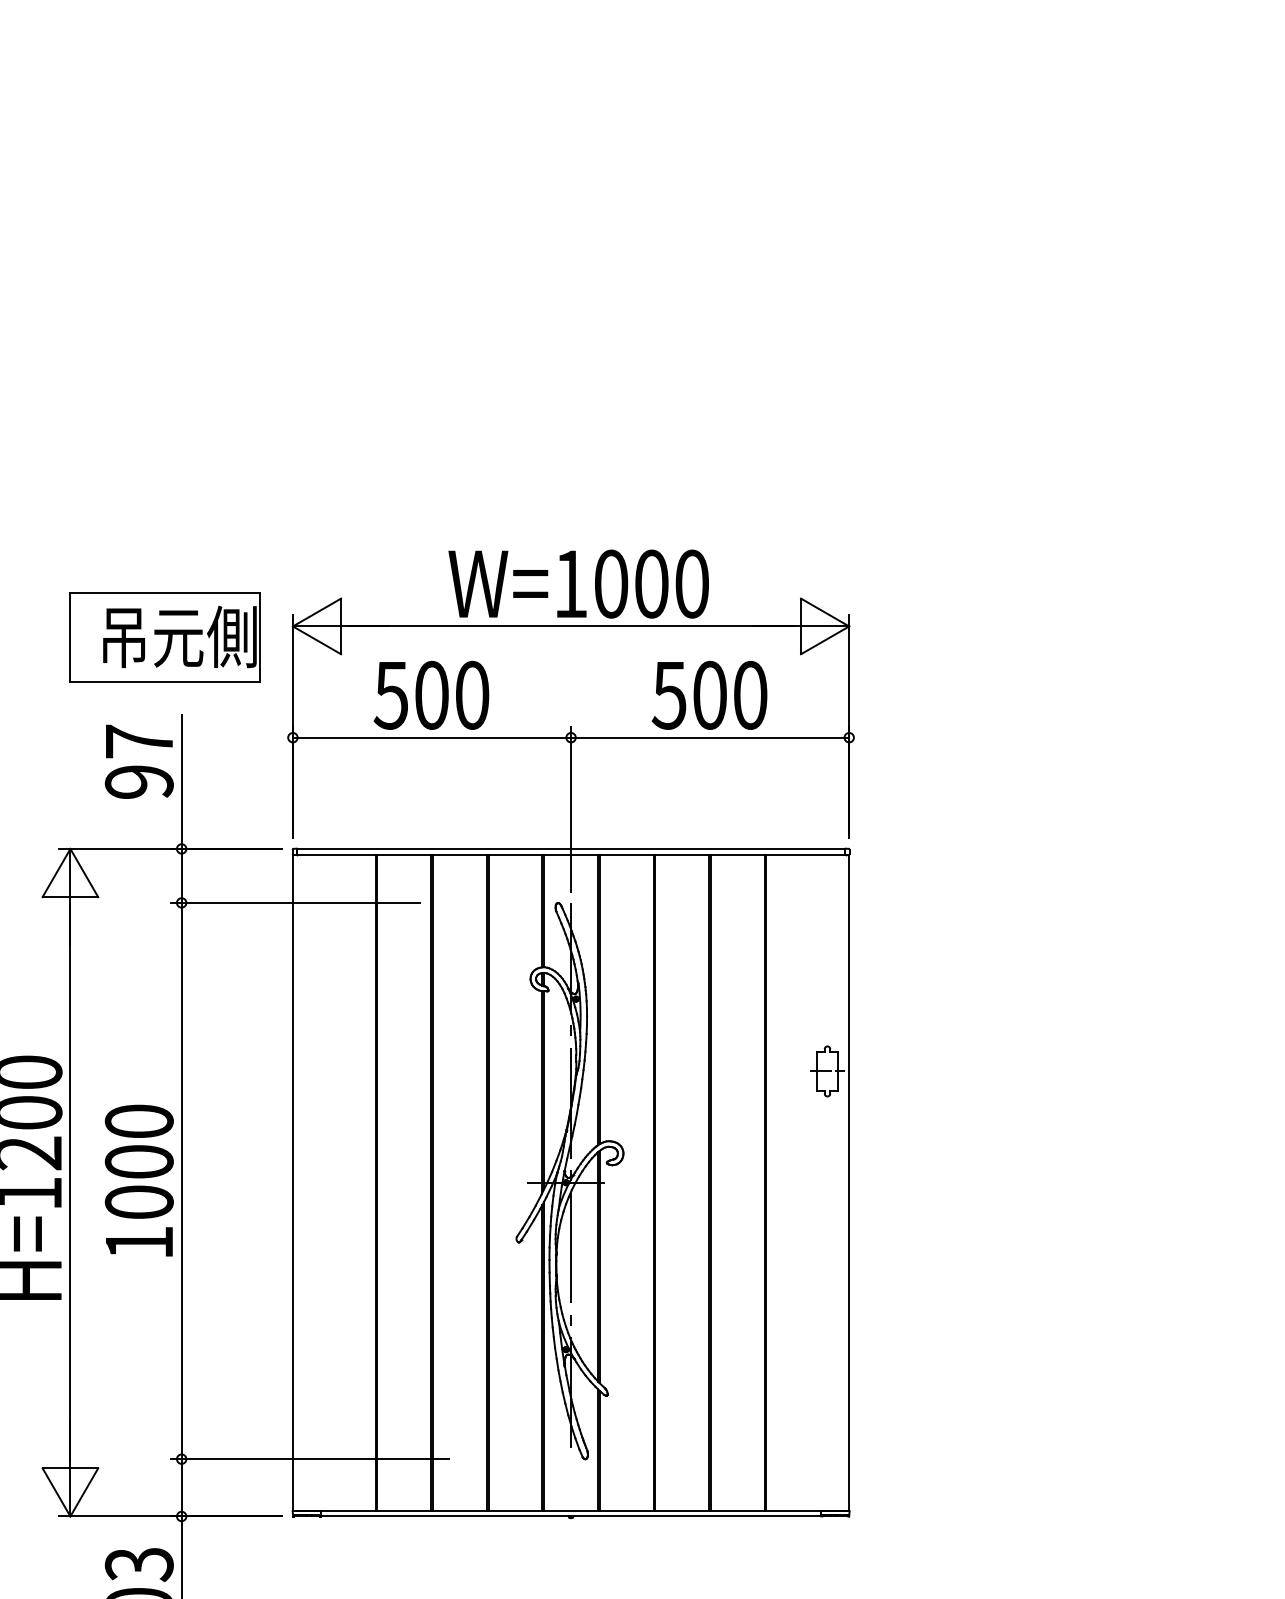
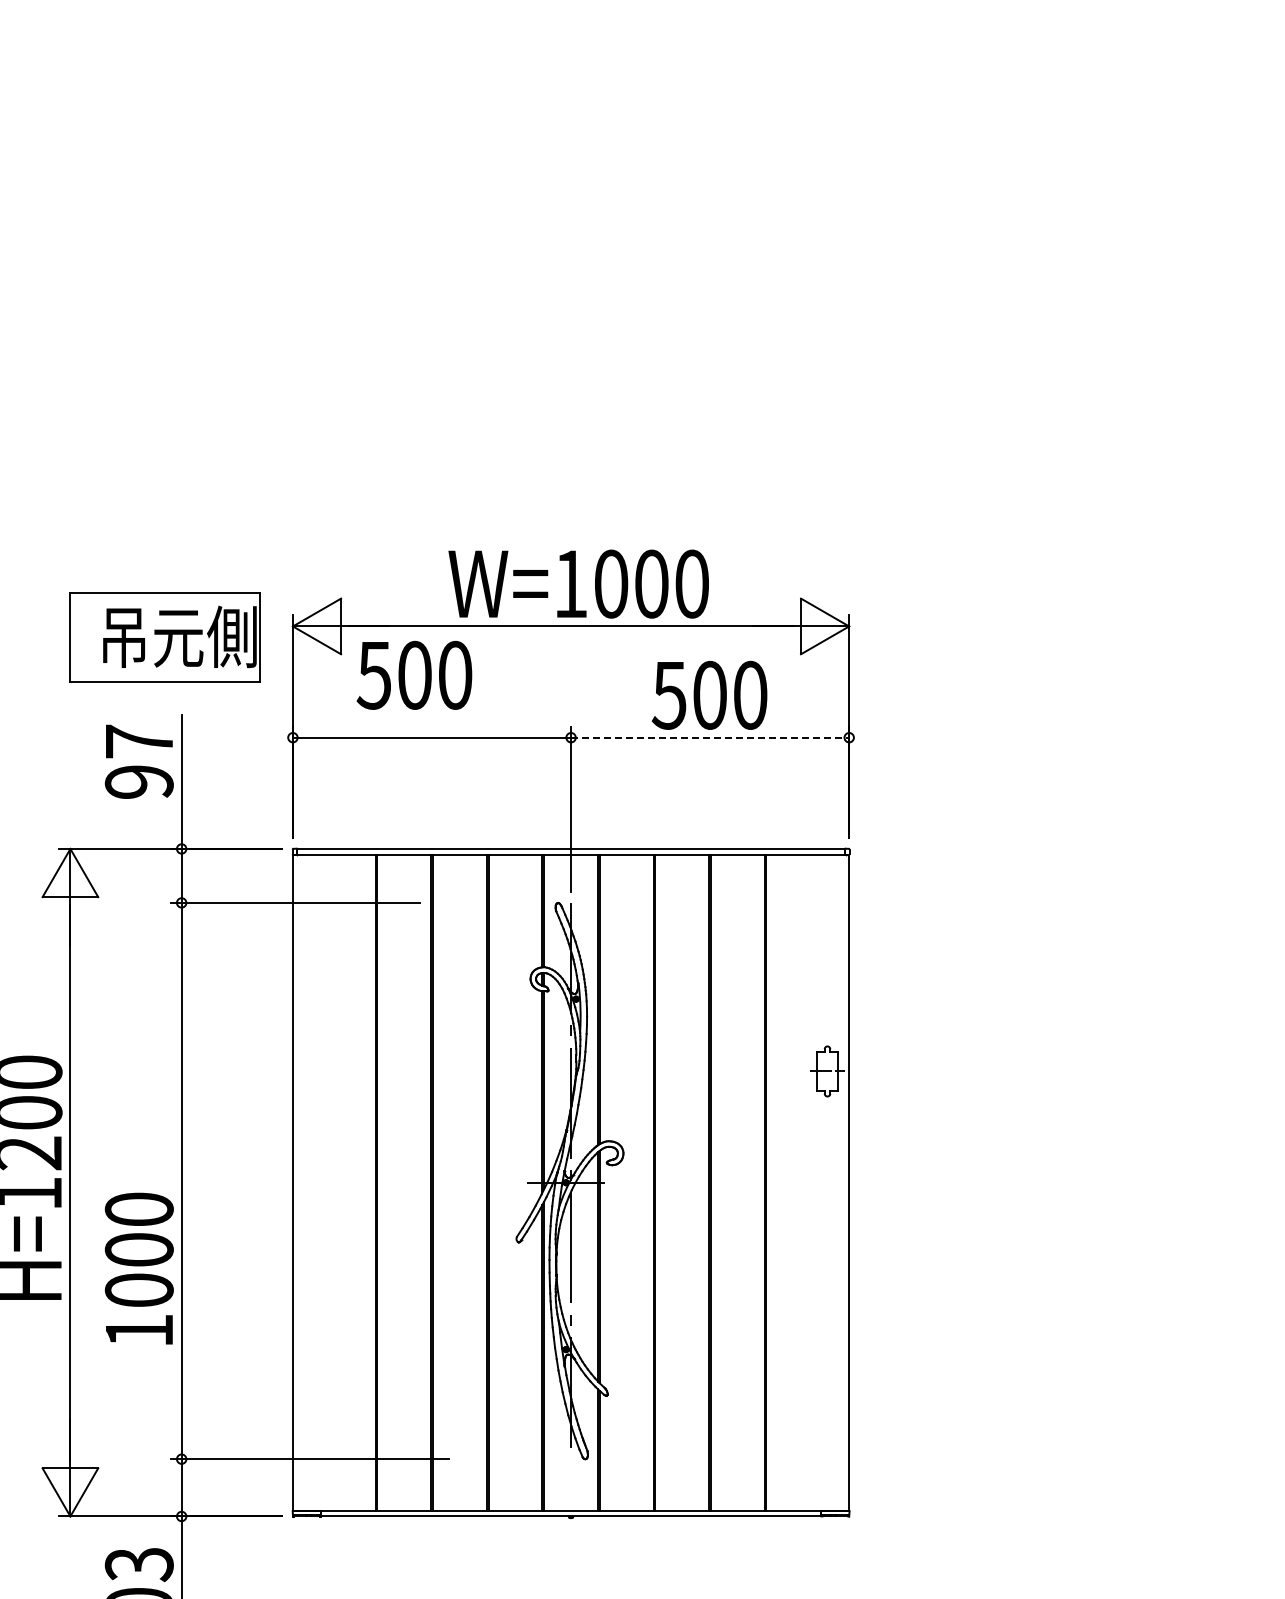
text position: (431, 694) -> (414, 674) (414, 674)
line: solid -> dashed (710, 737)
text position: (138, 1180) -> (138, 1268) (138, 1268)
